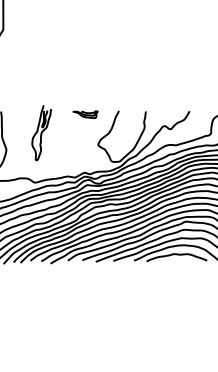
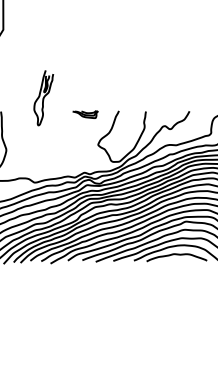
part position: (41, 133) -> (43, 98) (43, 98)
